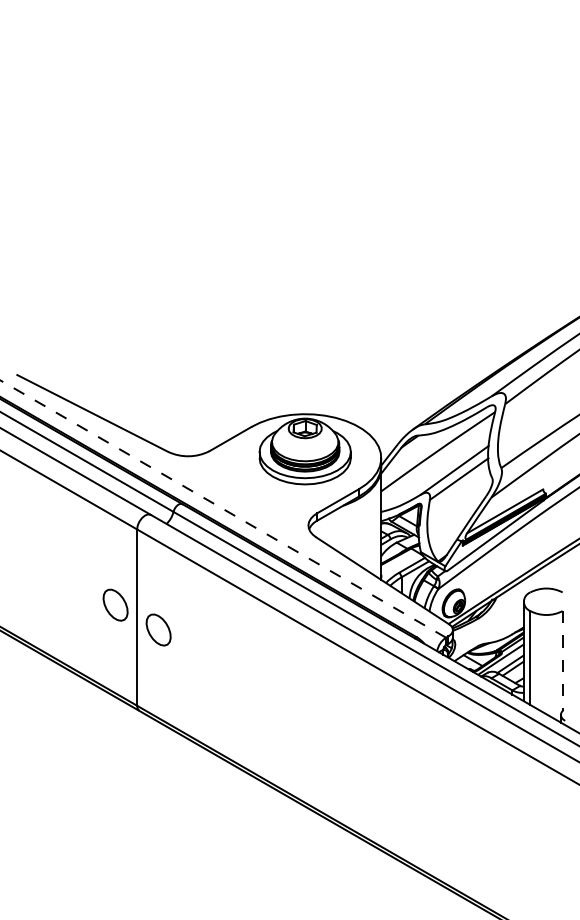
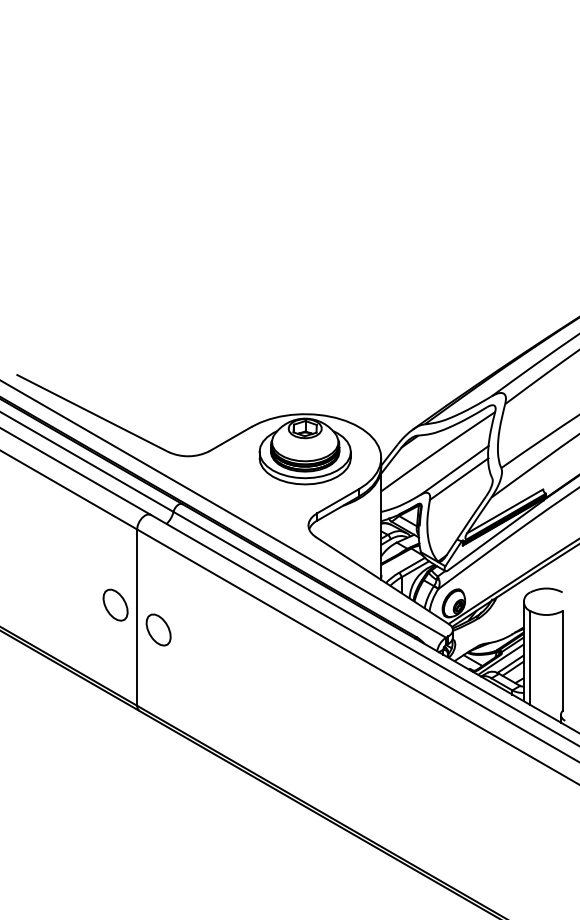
line: dashed -> solid (222, 508)
line: dashed -> solid (562, 661)
